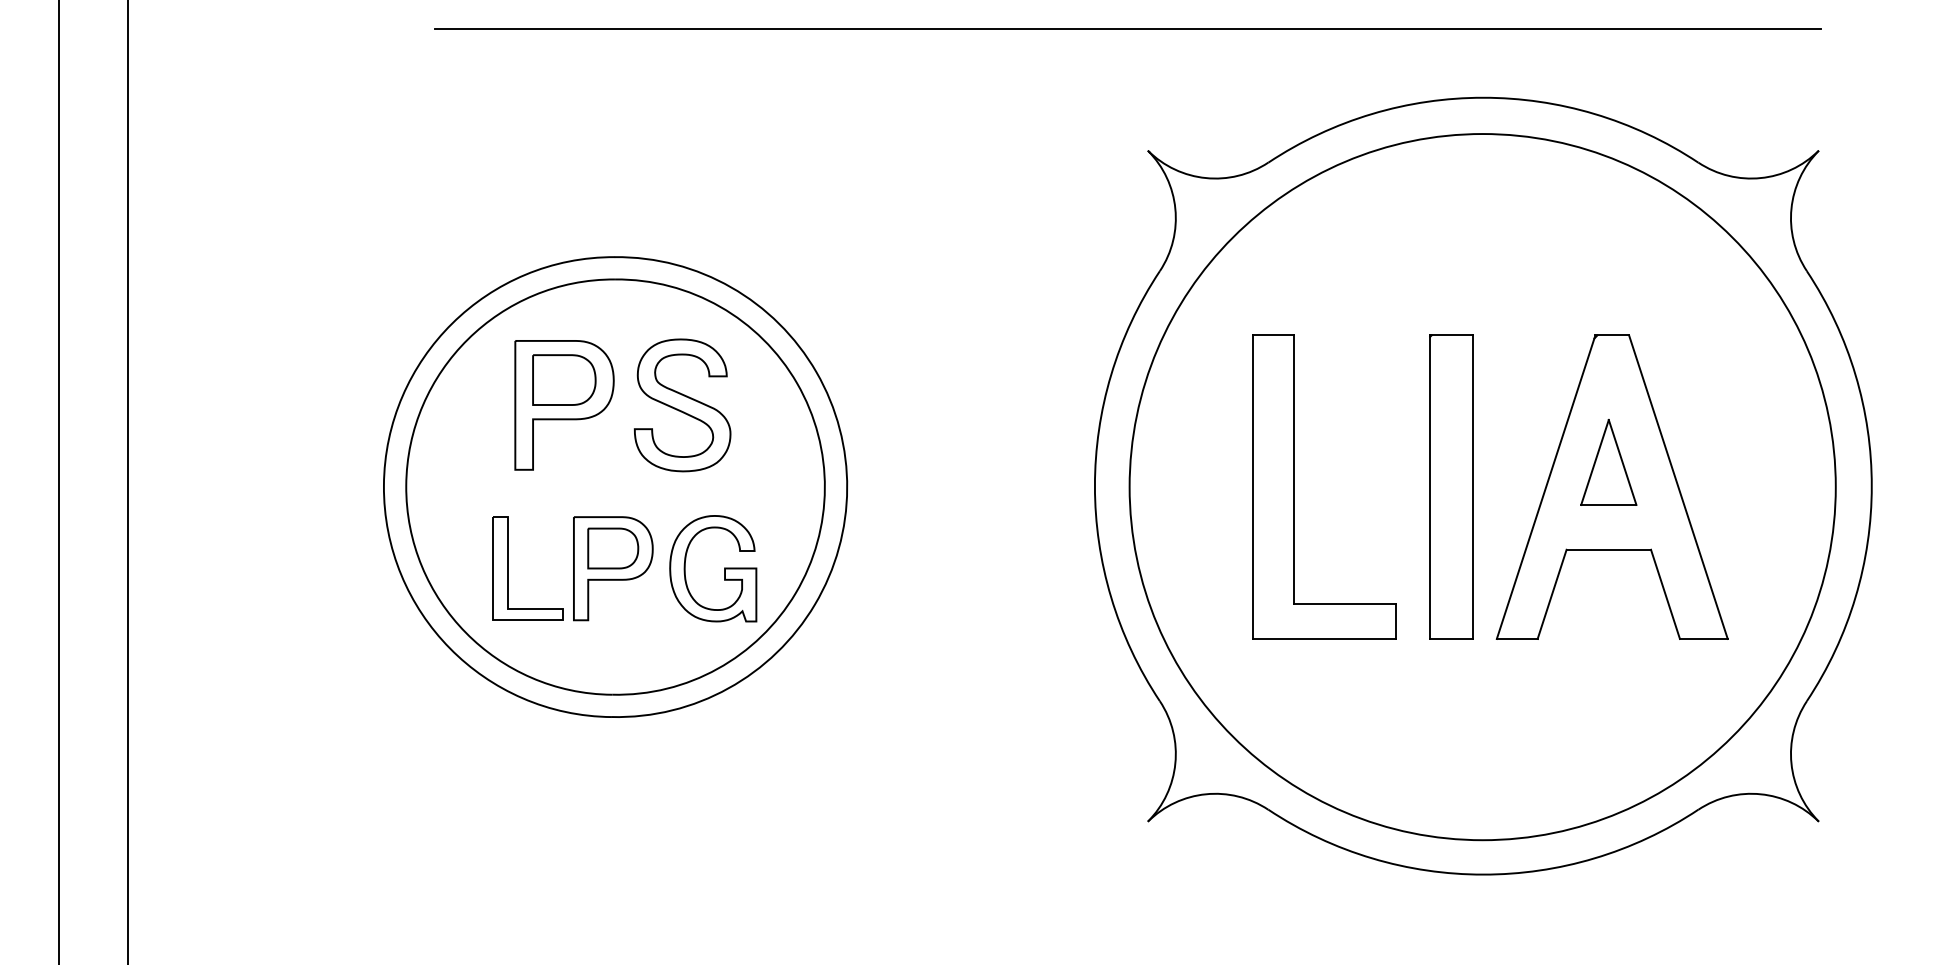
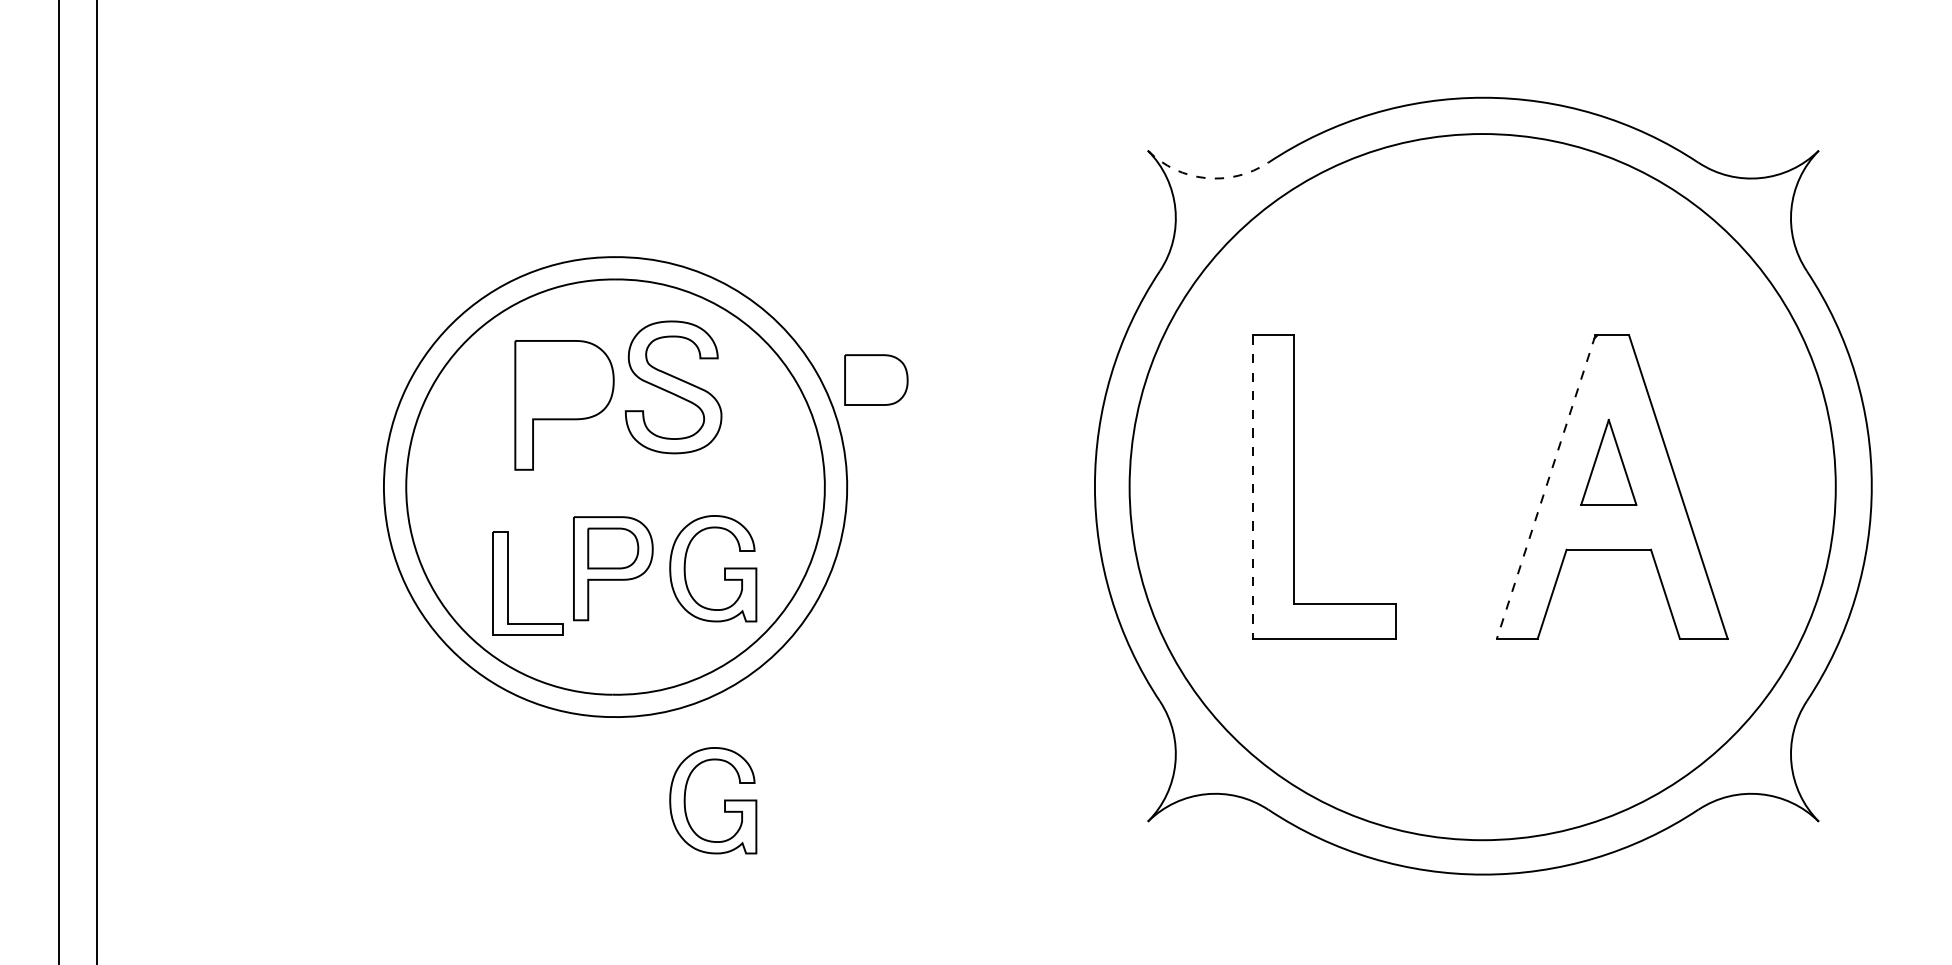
line: present -> none (1127, 29)
arc: solid -> dashed (1205, 178)
part position: (564, 379) -> (876, 379) (876, 379)
part position: (682, 405) -> (673, 387) (673, 387)
line position: (128, 481) -> (97, 481) (97, 481)
part: present -> none (1451, 486)
line: solid -> dashed (1253, 487)
line: solid -> dashed (1546, 487)
part position: (508, 568) -> (508, 583) (508, 583)
part: none -> present (724, 800)
